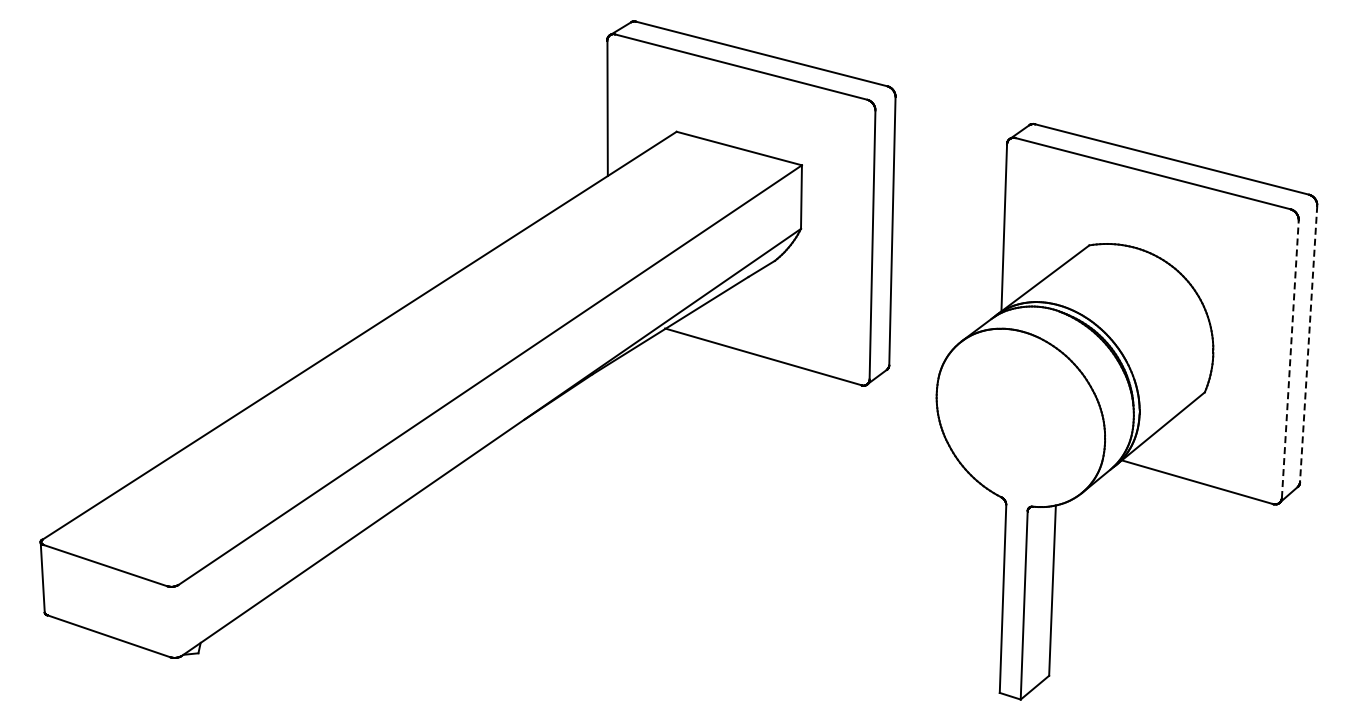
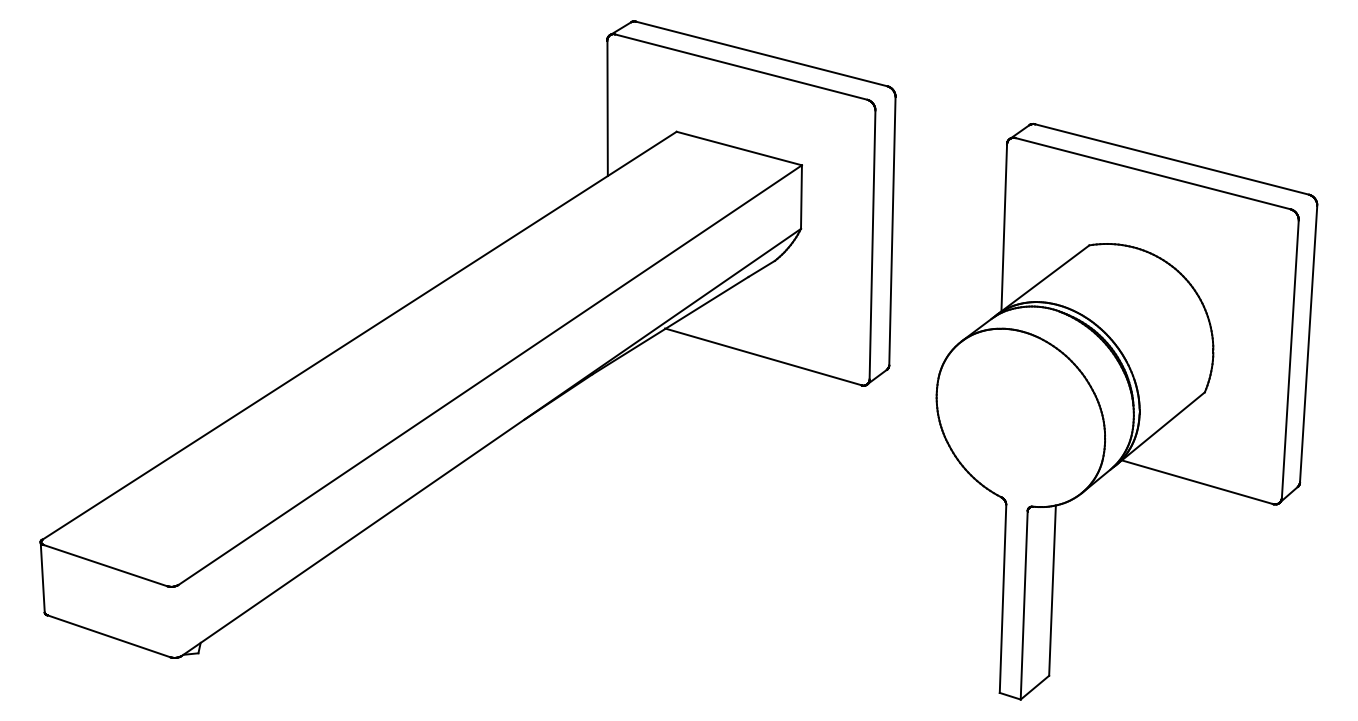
line: dashed -> solid (1308, 344)
line: dashed -> solid (1290, 358)
